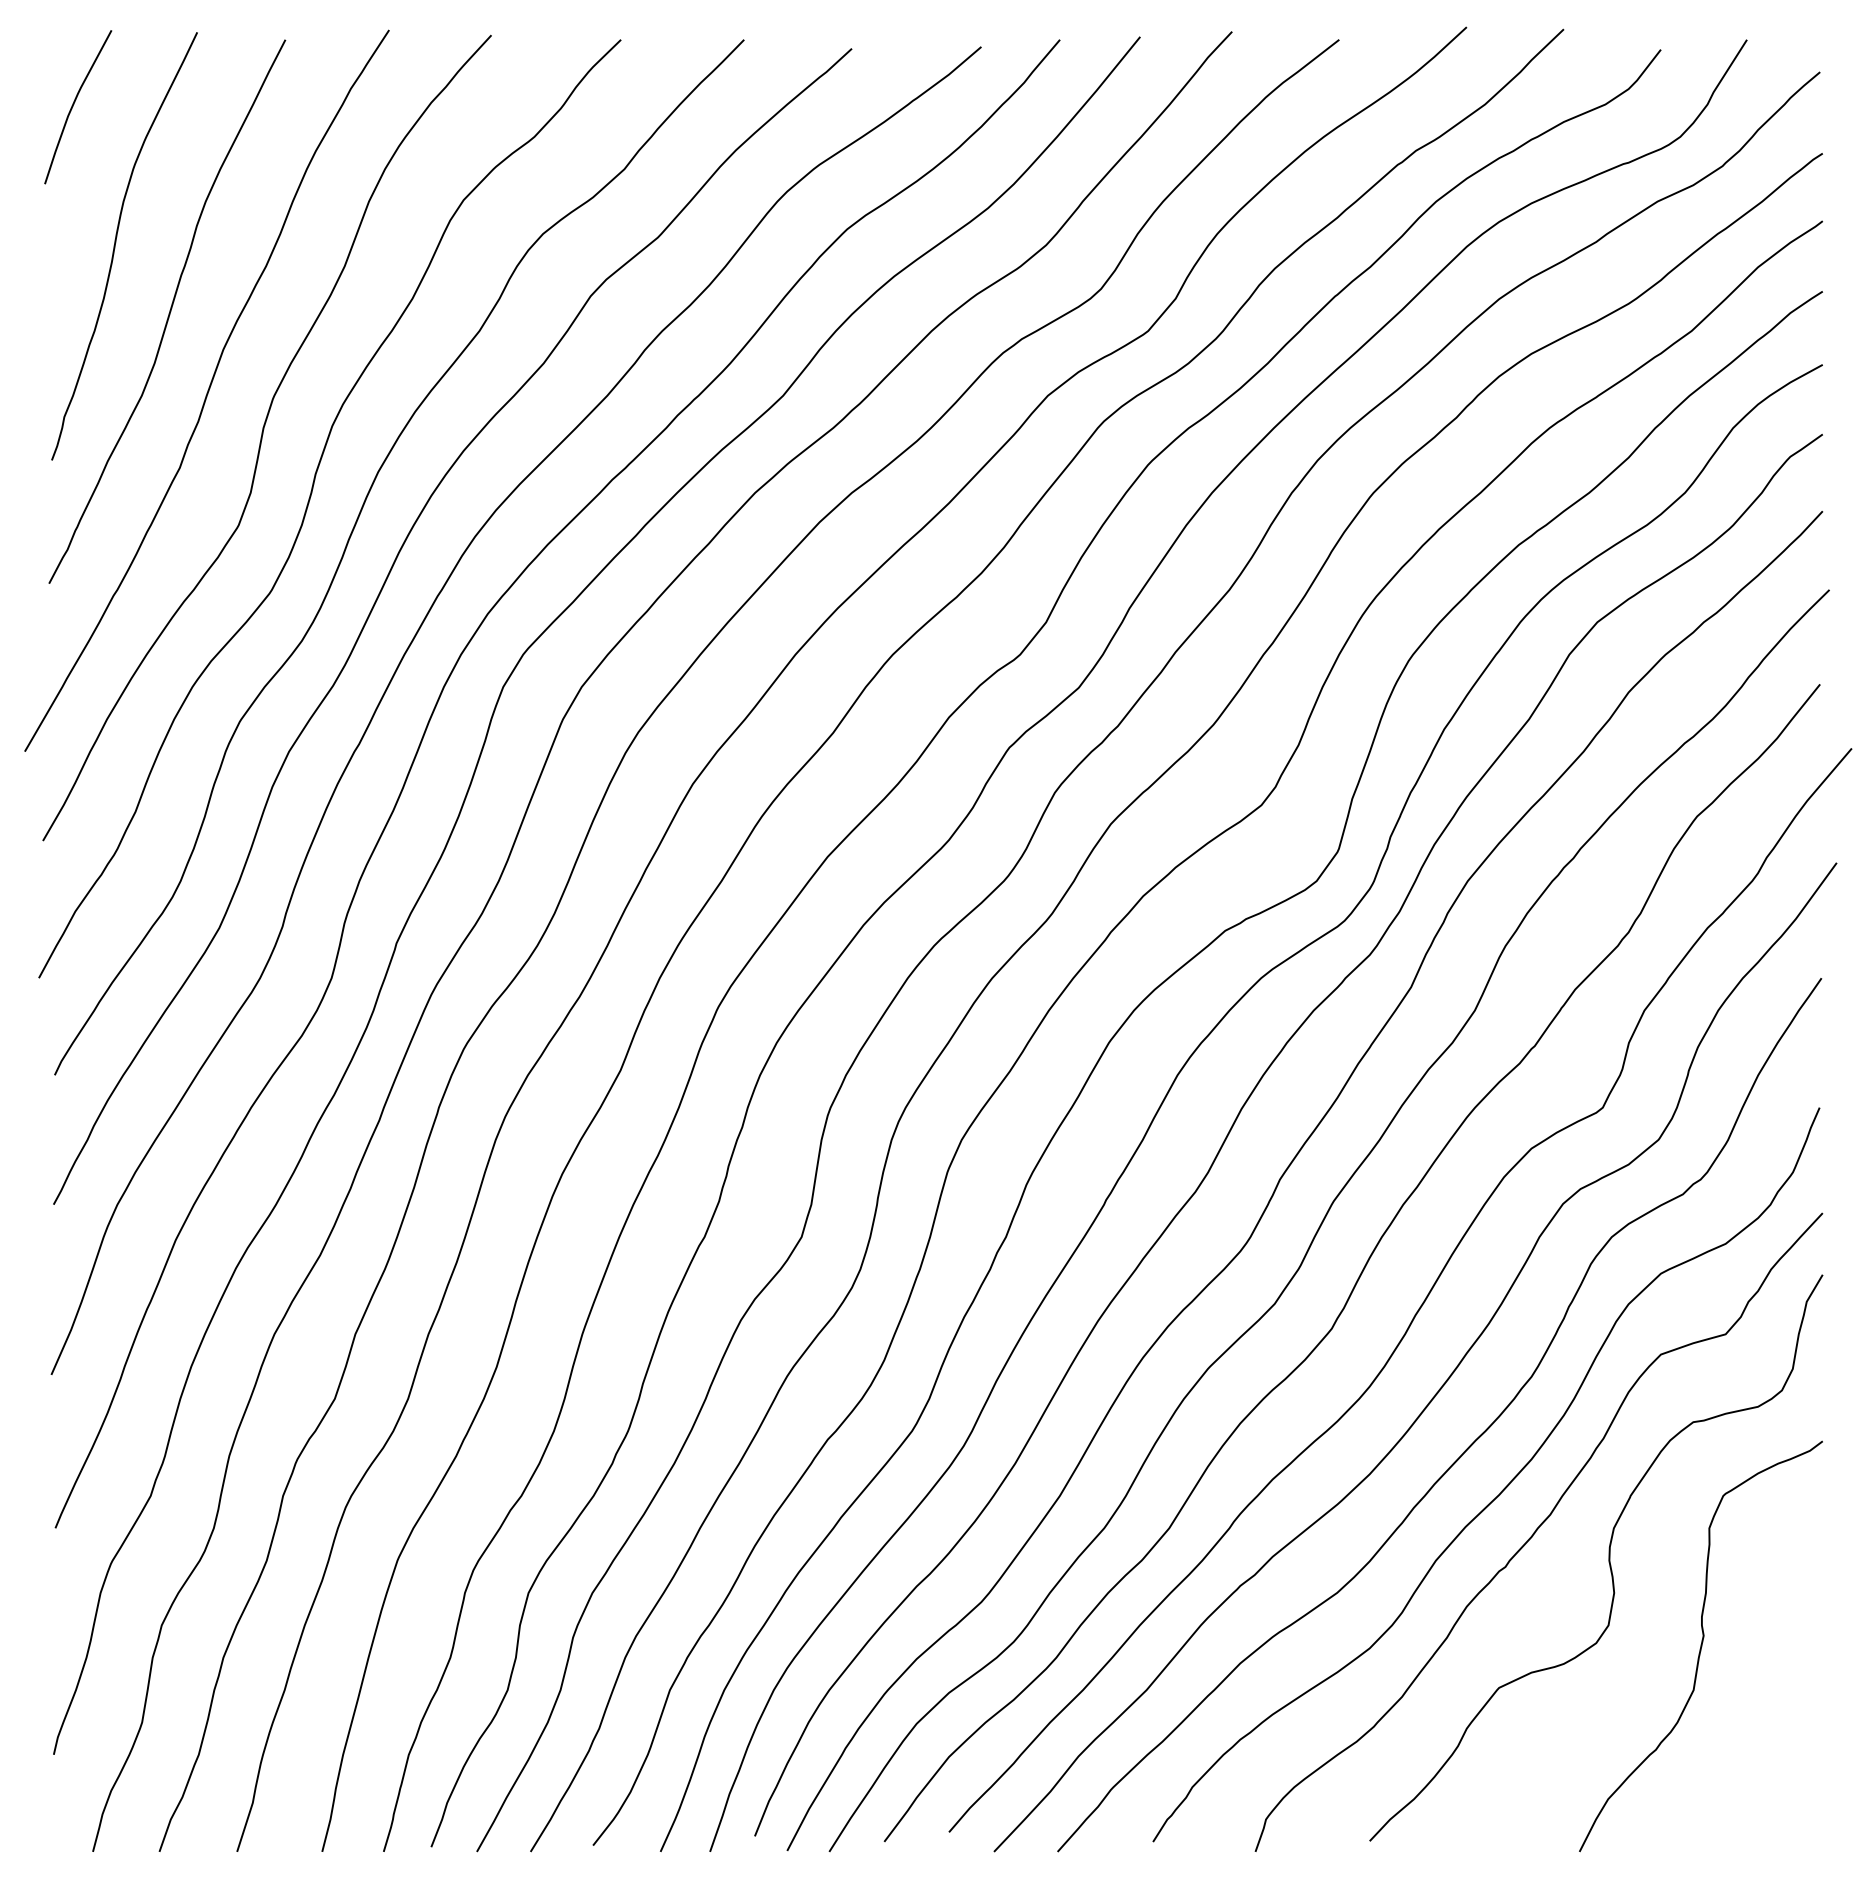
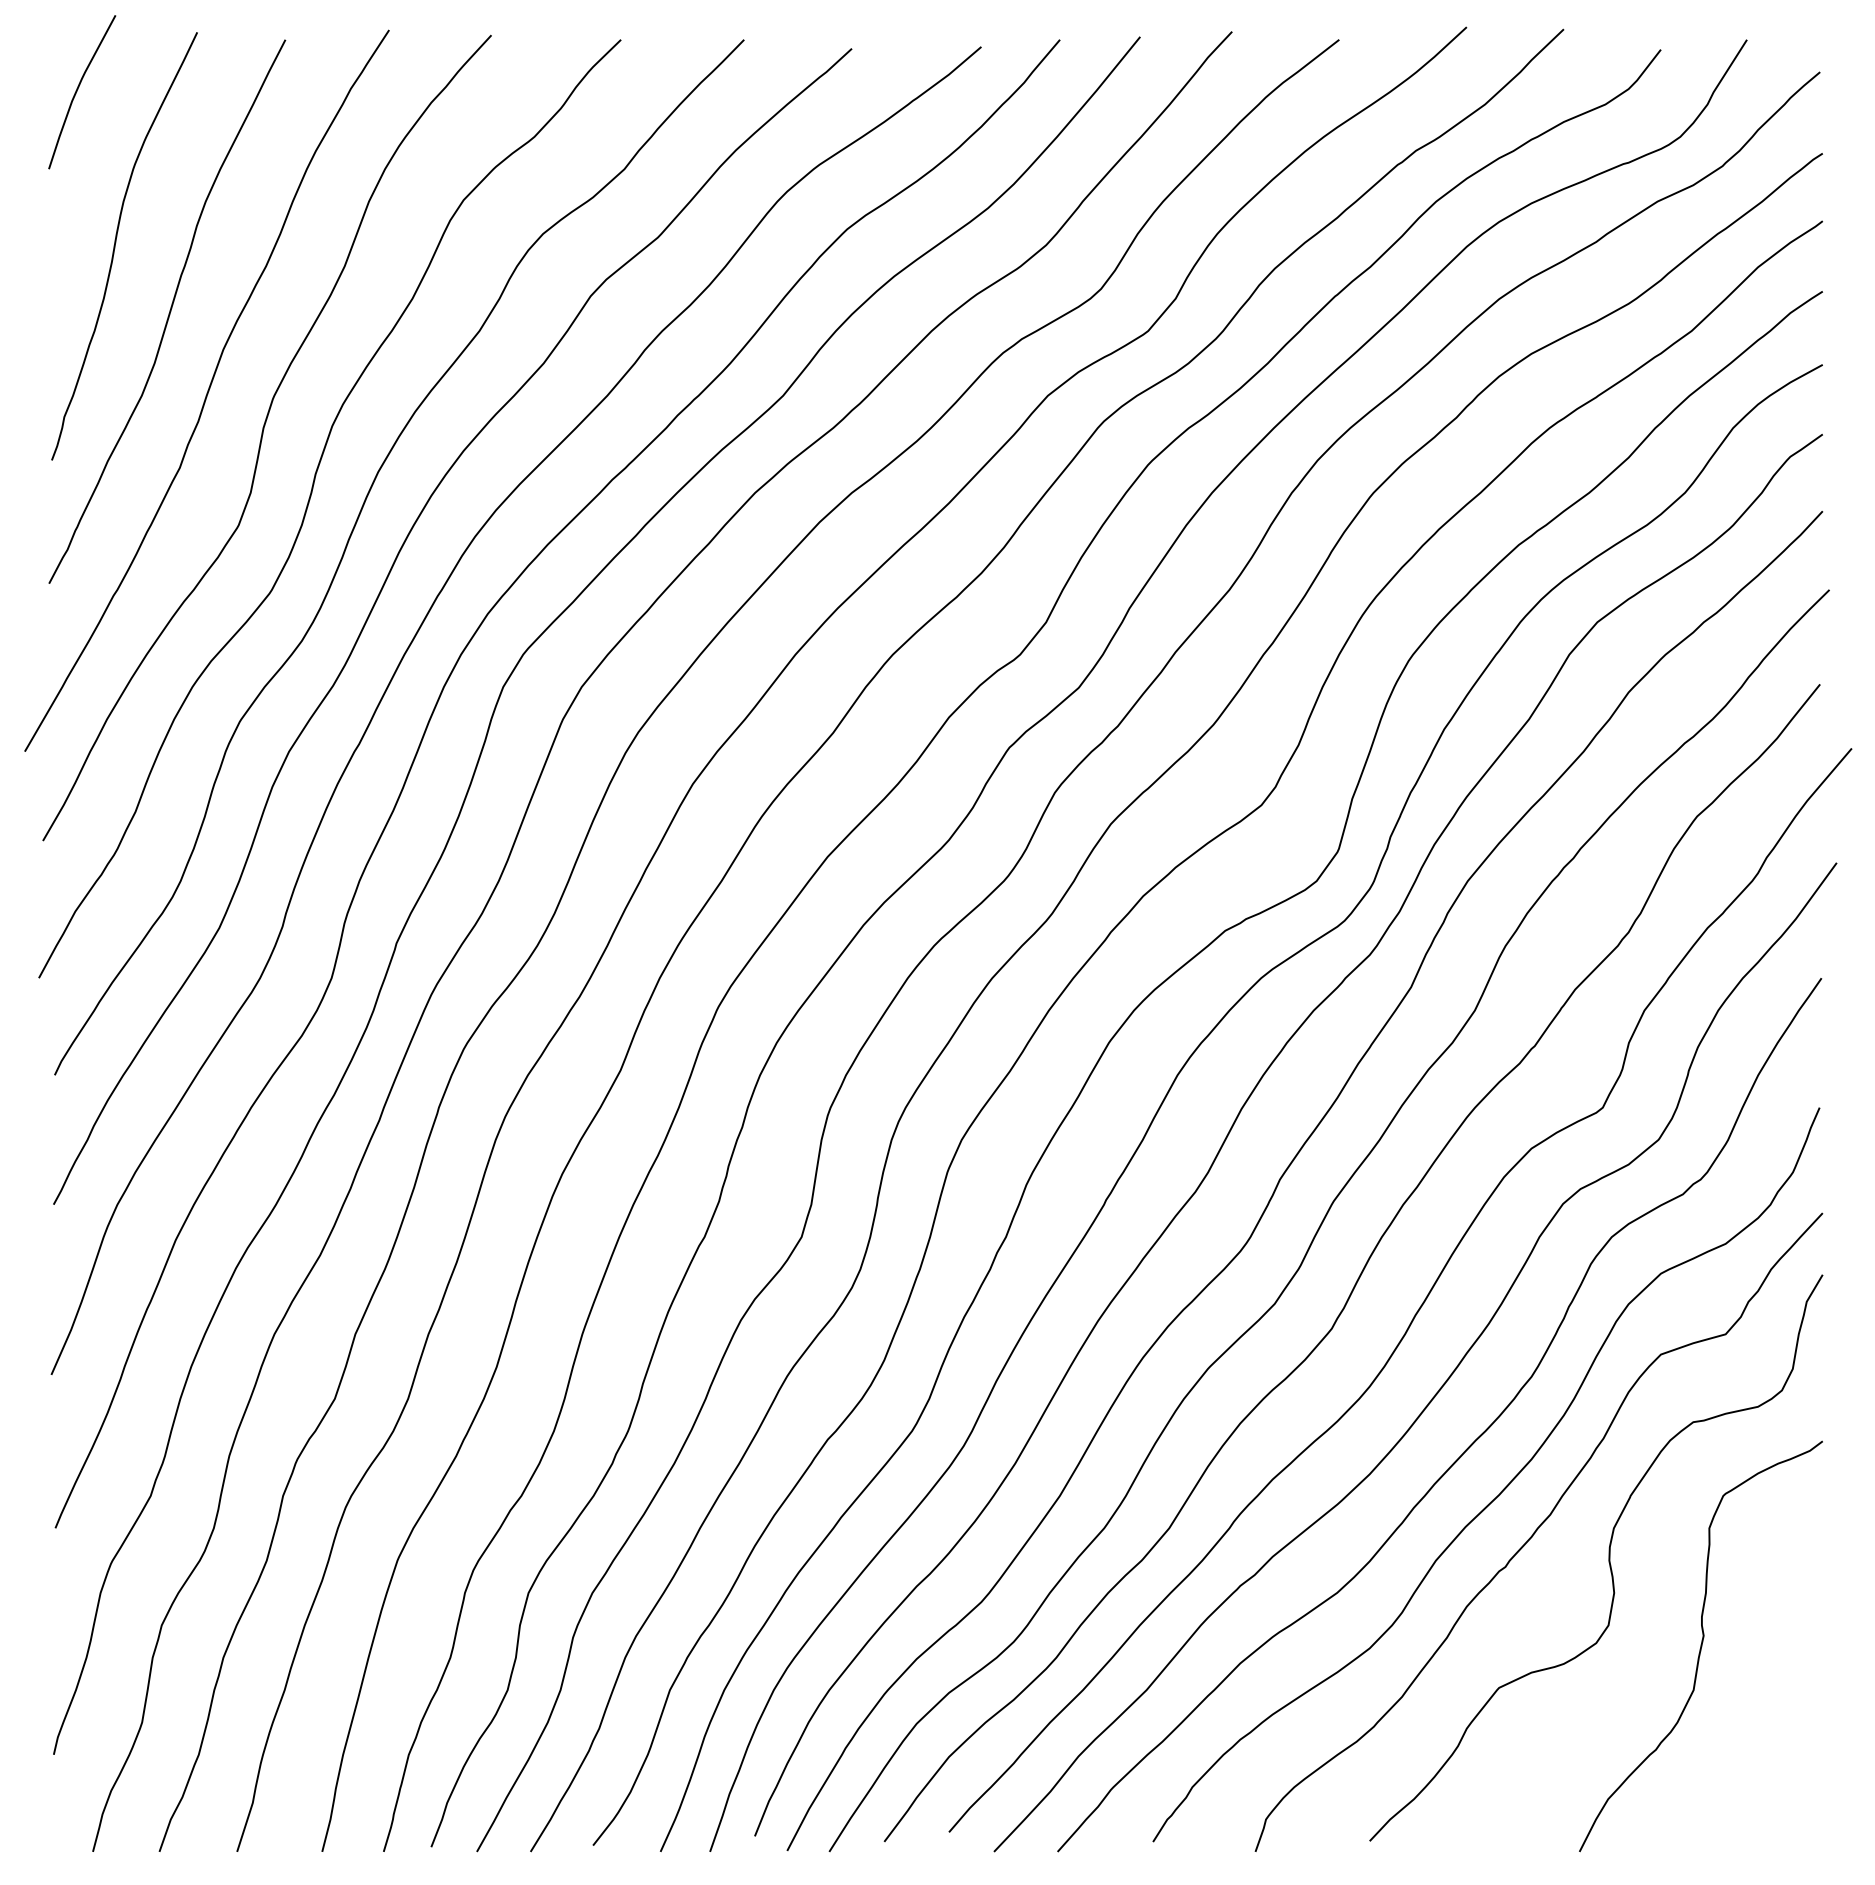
curve position: (74, 104) -> (78, 89) (78, 89)
